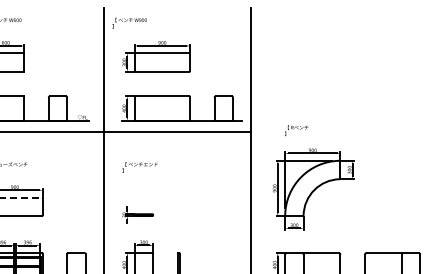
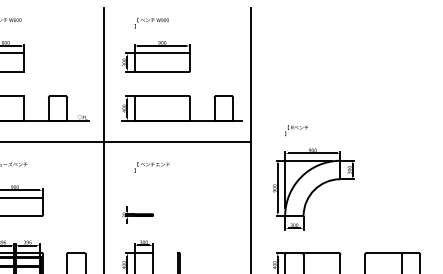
text position: (129, 22) -> (151, 22) (151, 22)
line position: (126, 132) -> (126, 142) (126, 142)
text position: (139, 167) -> (151, 167) (151, 167)
line: dashed -> solid (21, 197)
